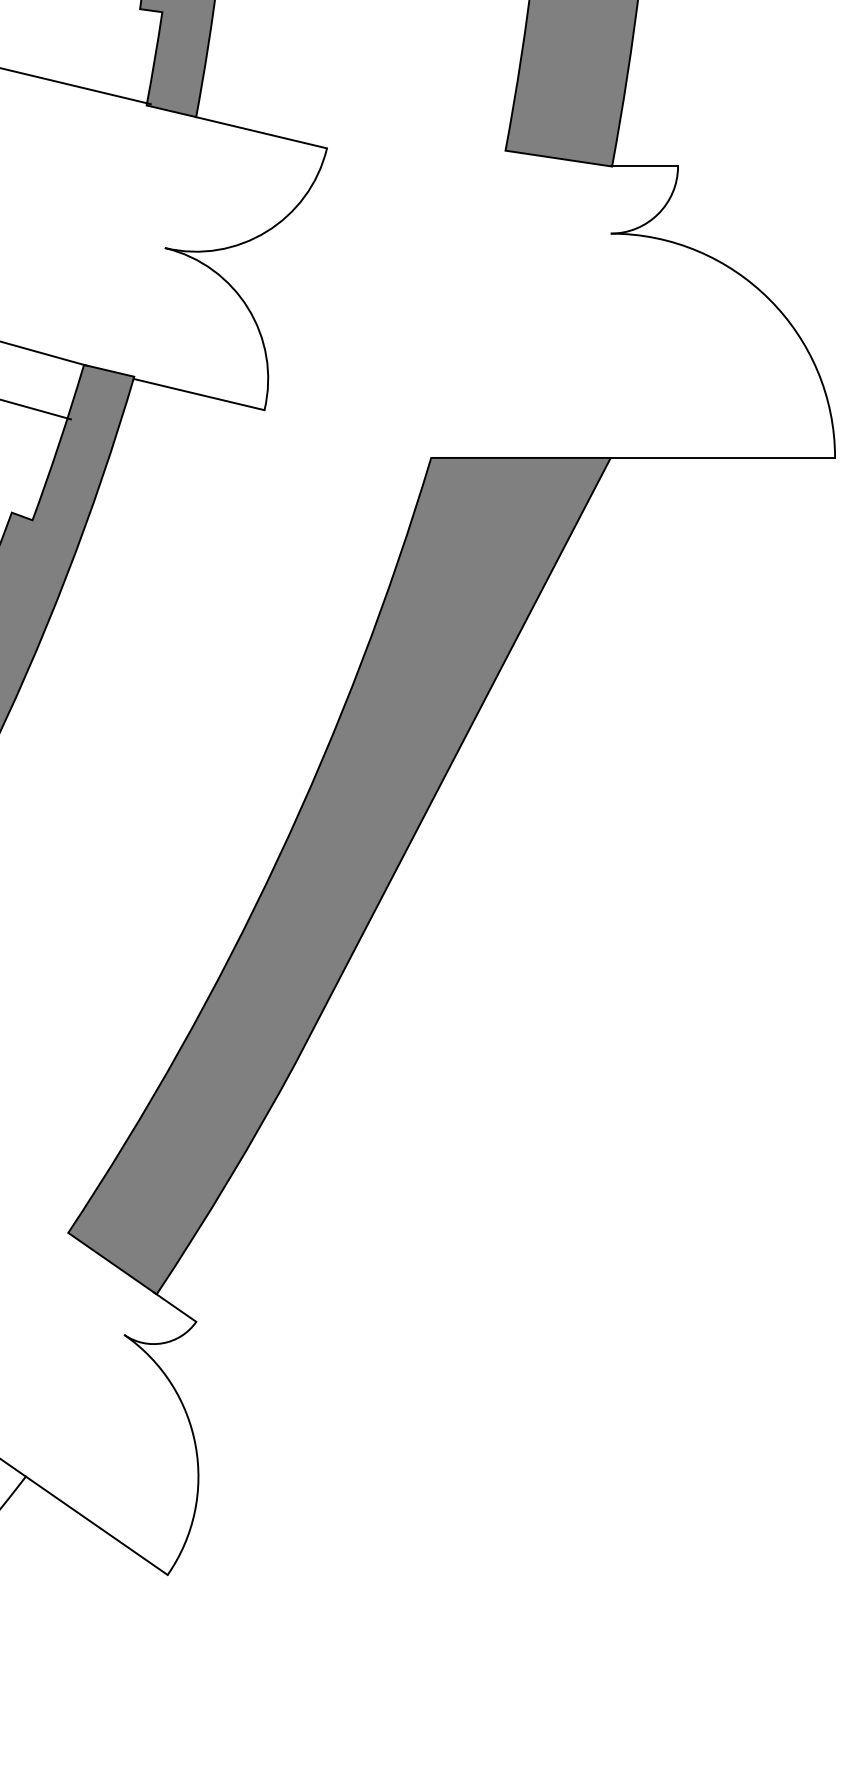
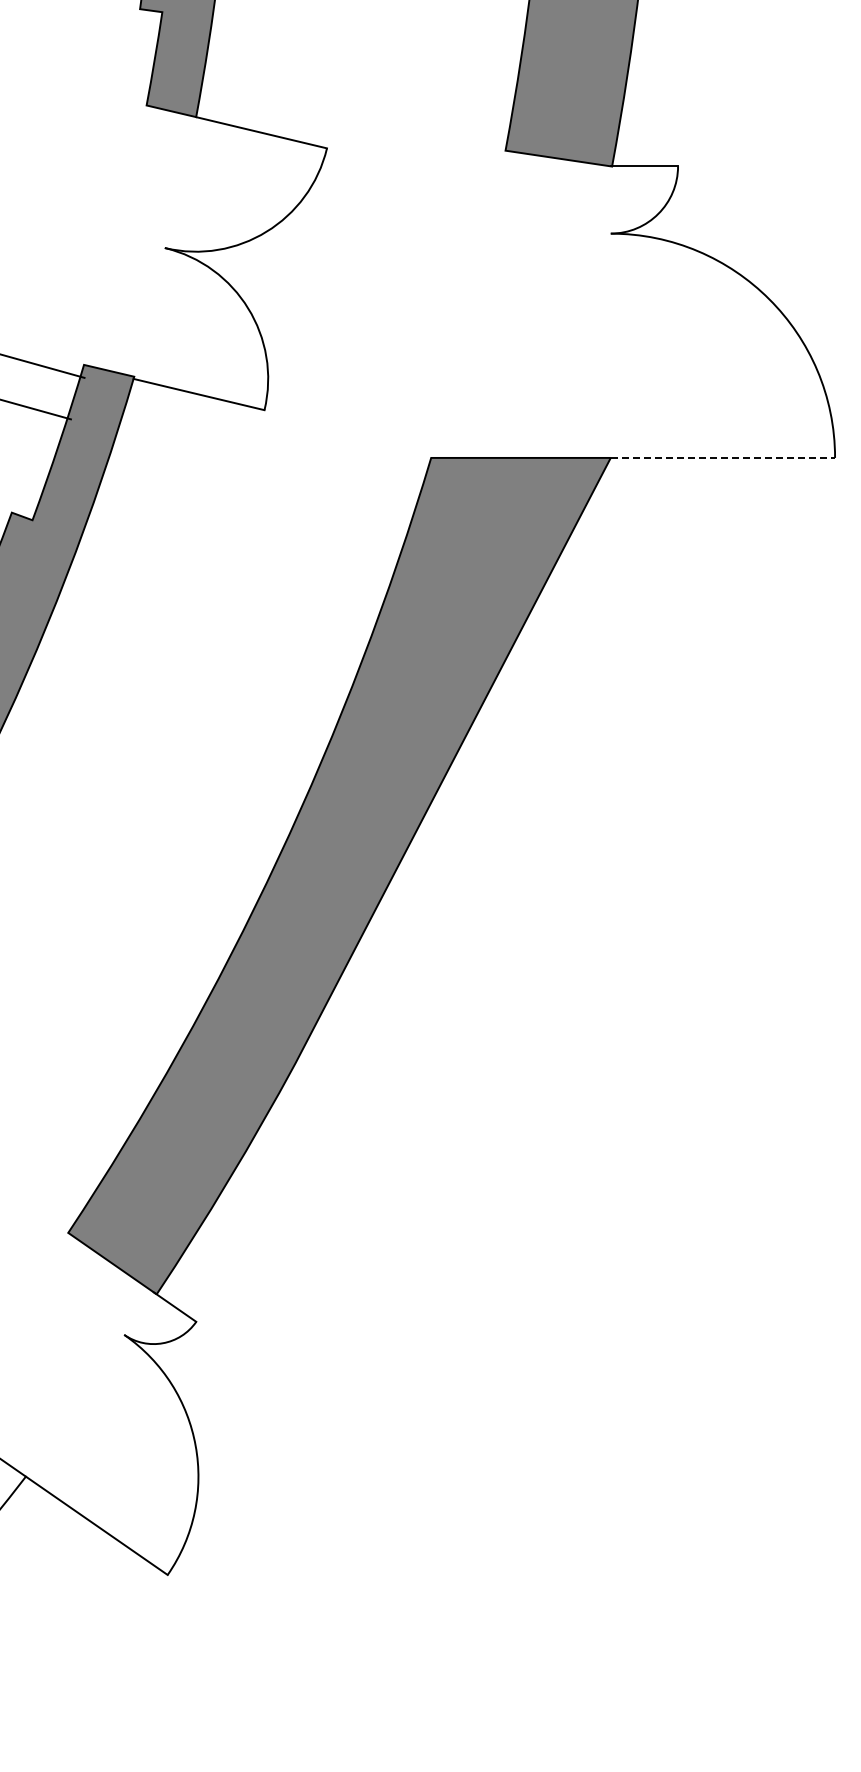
line: present -> none (76, 86)
line position: (44, 353) -> (43, 366) (43, 366)
line: solid -> dashed (723, 457)
